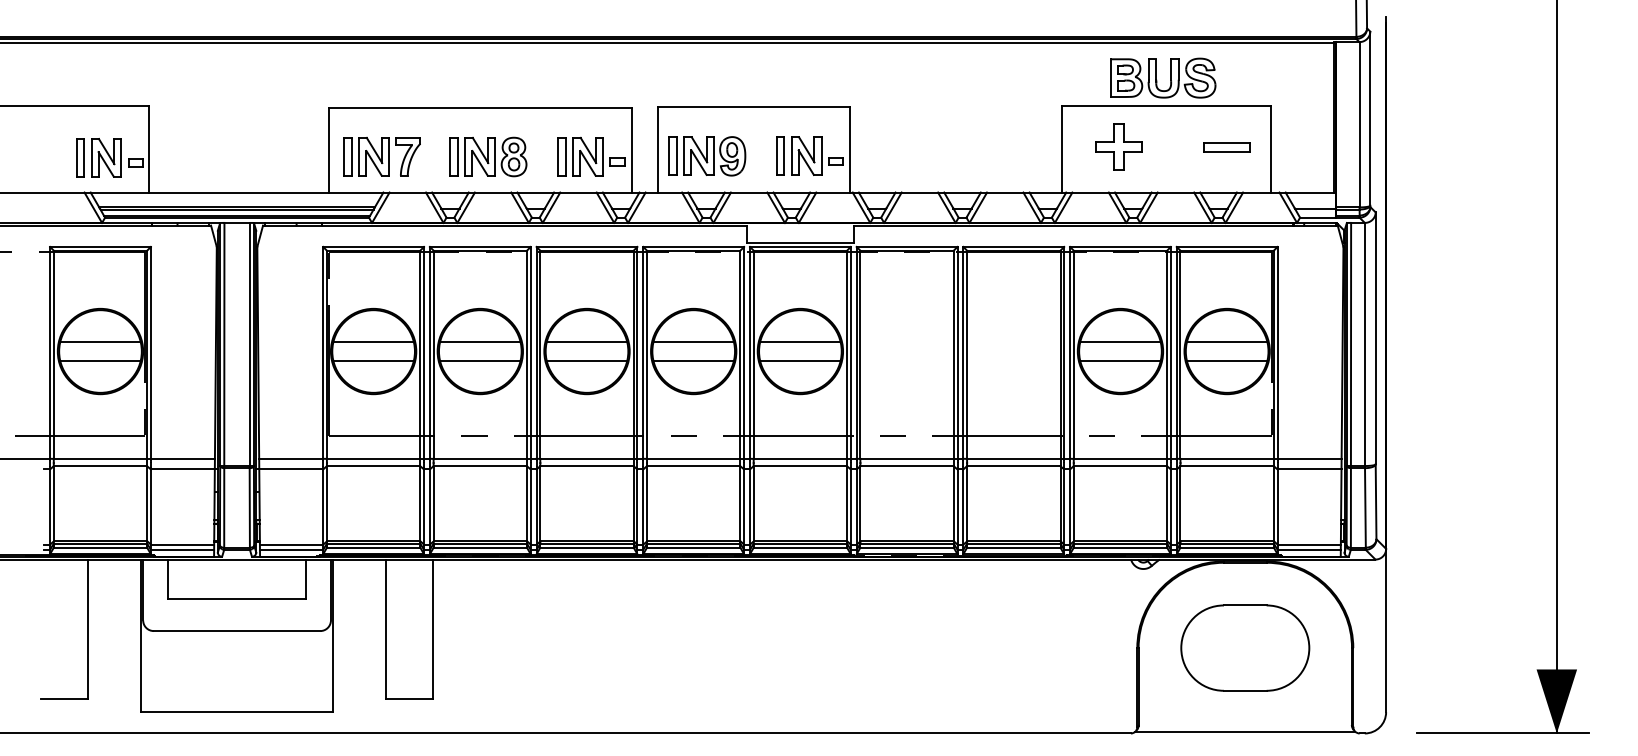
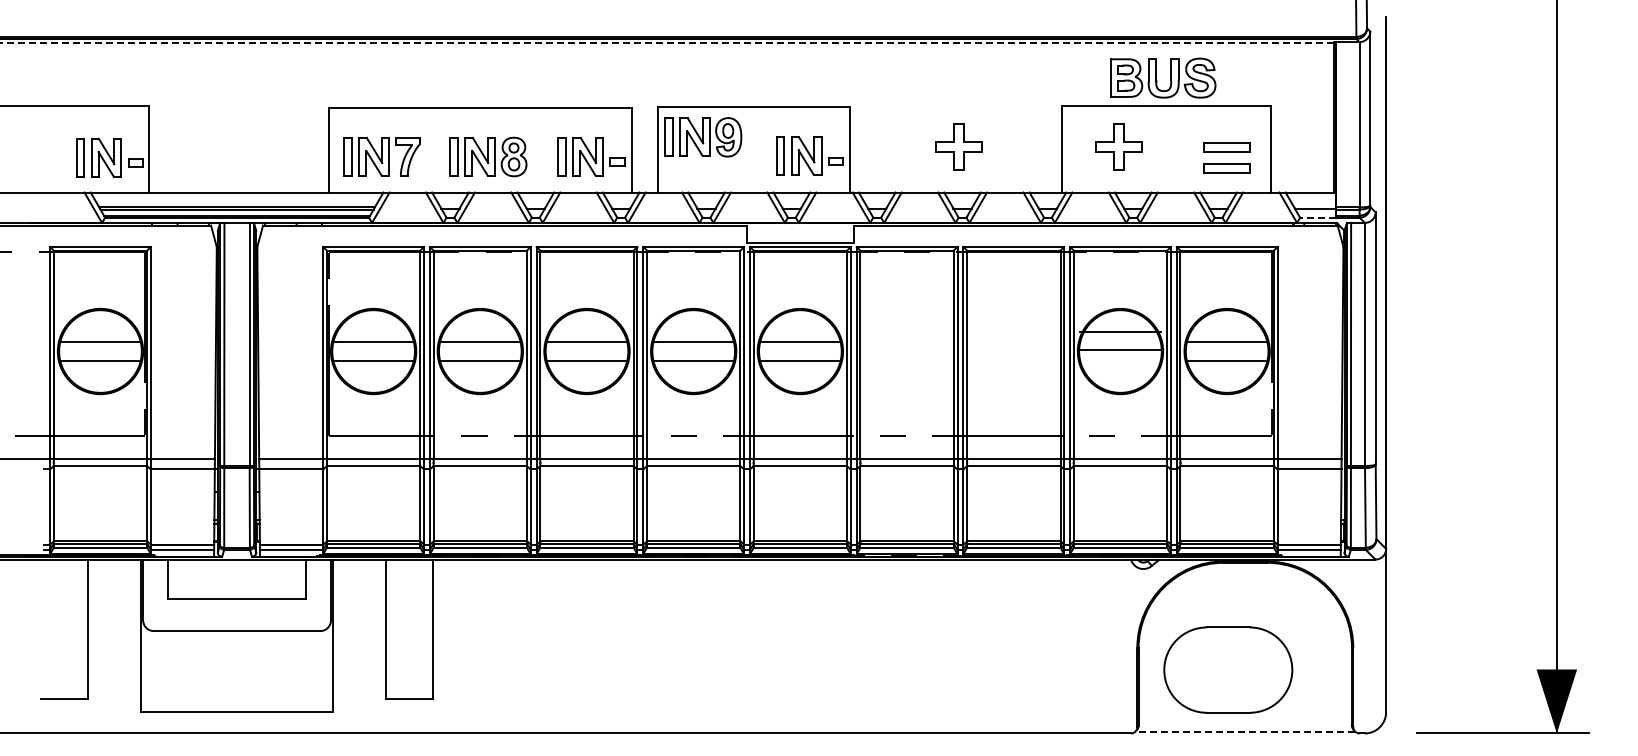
line: solid -> dashed (666, 43)
part: none -> present (958, 146)
part position: (707, 156) -> (703, 137) (703, 137)
part: none -> present (1226, 168)
line: solid -> dashed (1317, 217)
line position: (1120, 341) -> (1120, 331) (1120, 331)
line position: (1120, 361) -> (1120, 350) (1120, 350)
part position: (1245, 647) -> (1228, 669) (1228, 669)
line: solid -> dashed (1245, 732)
